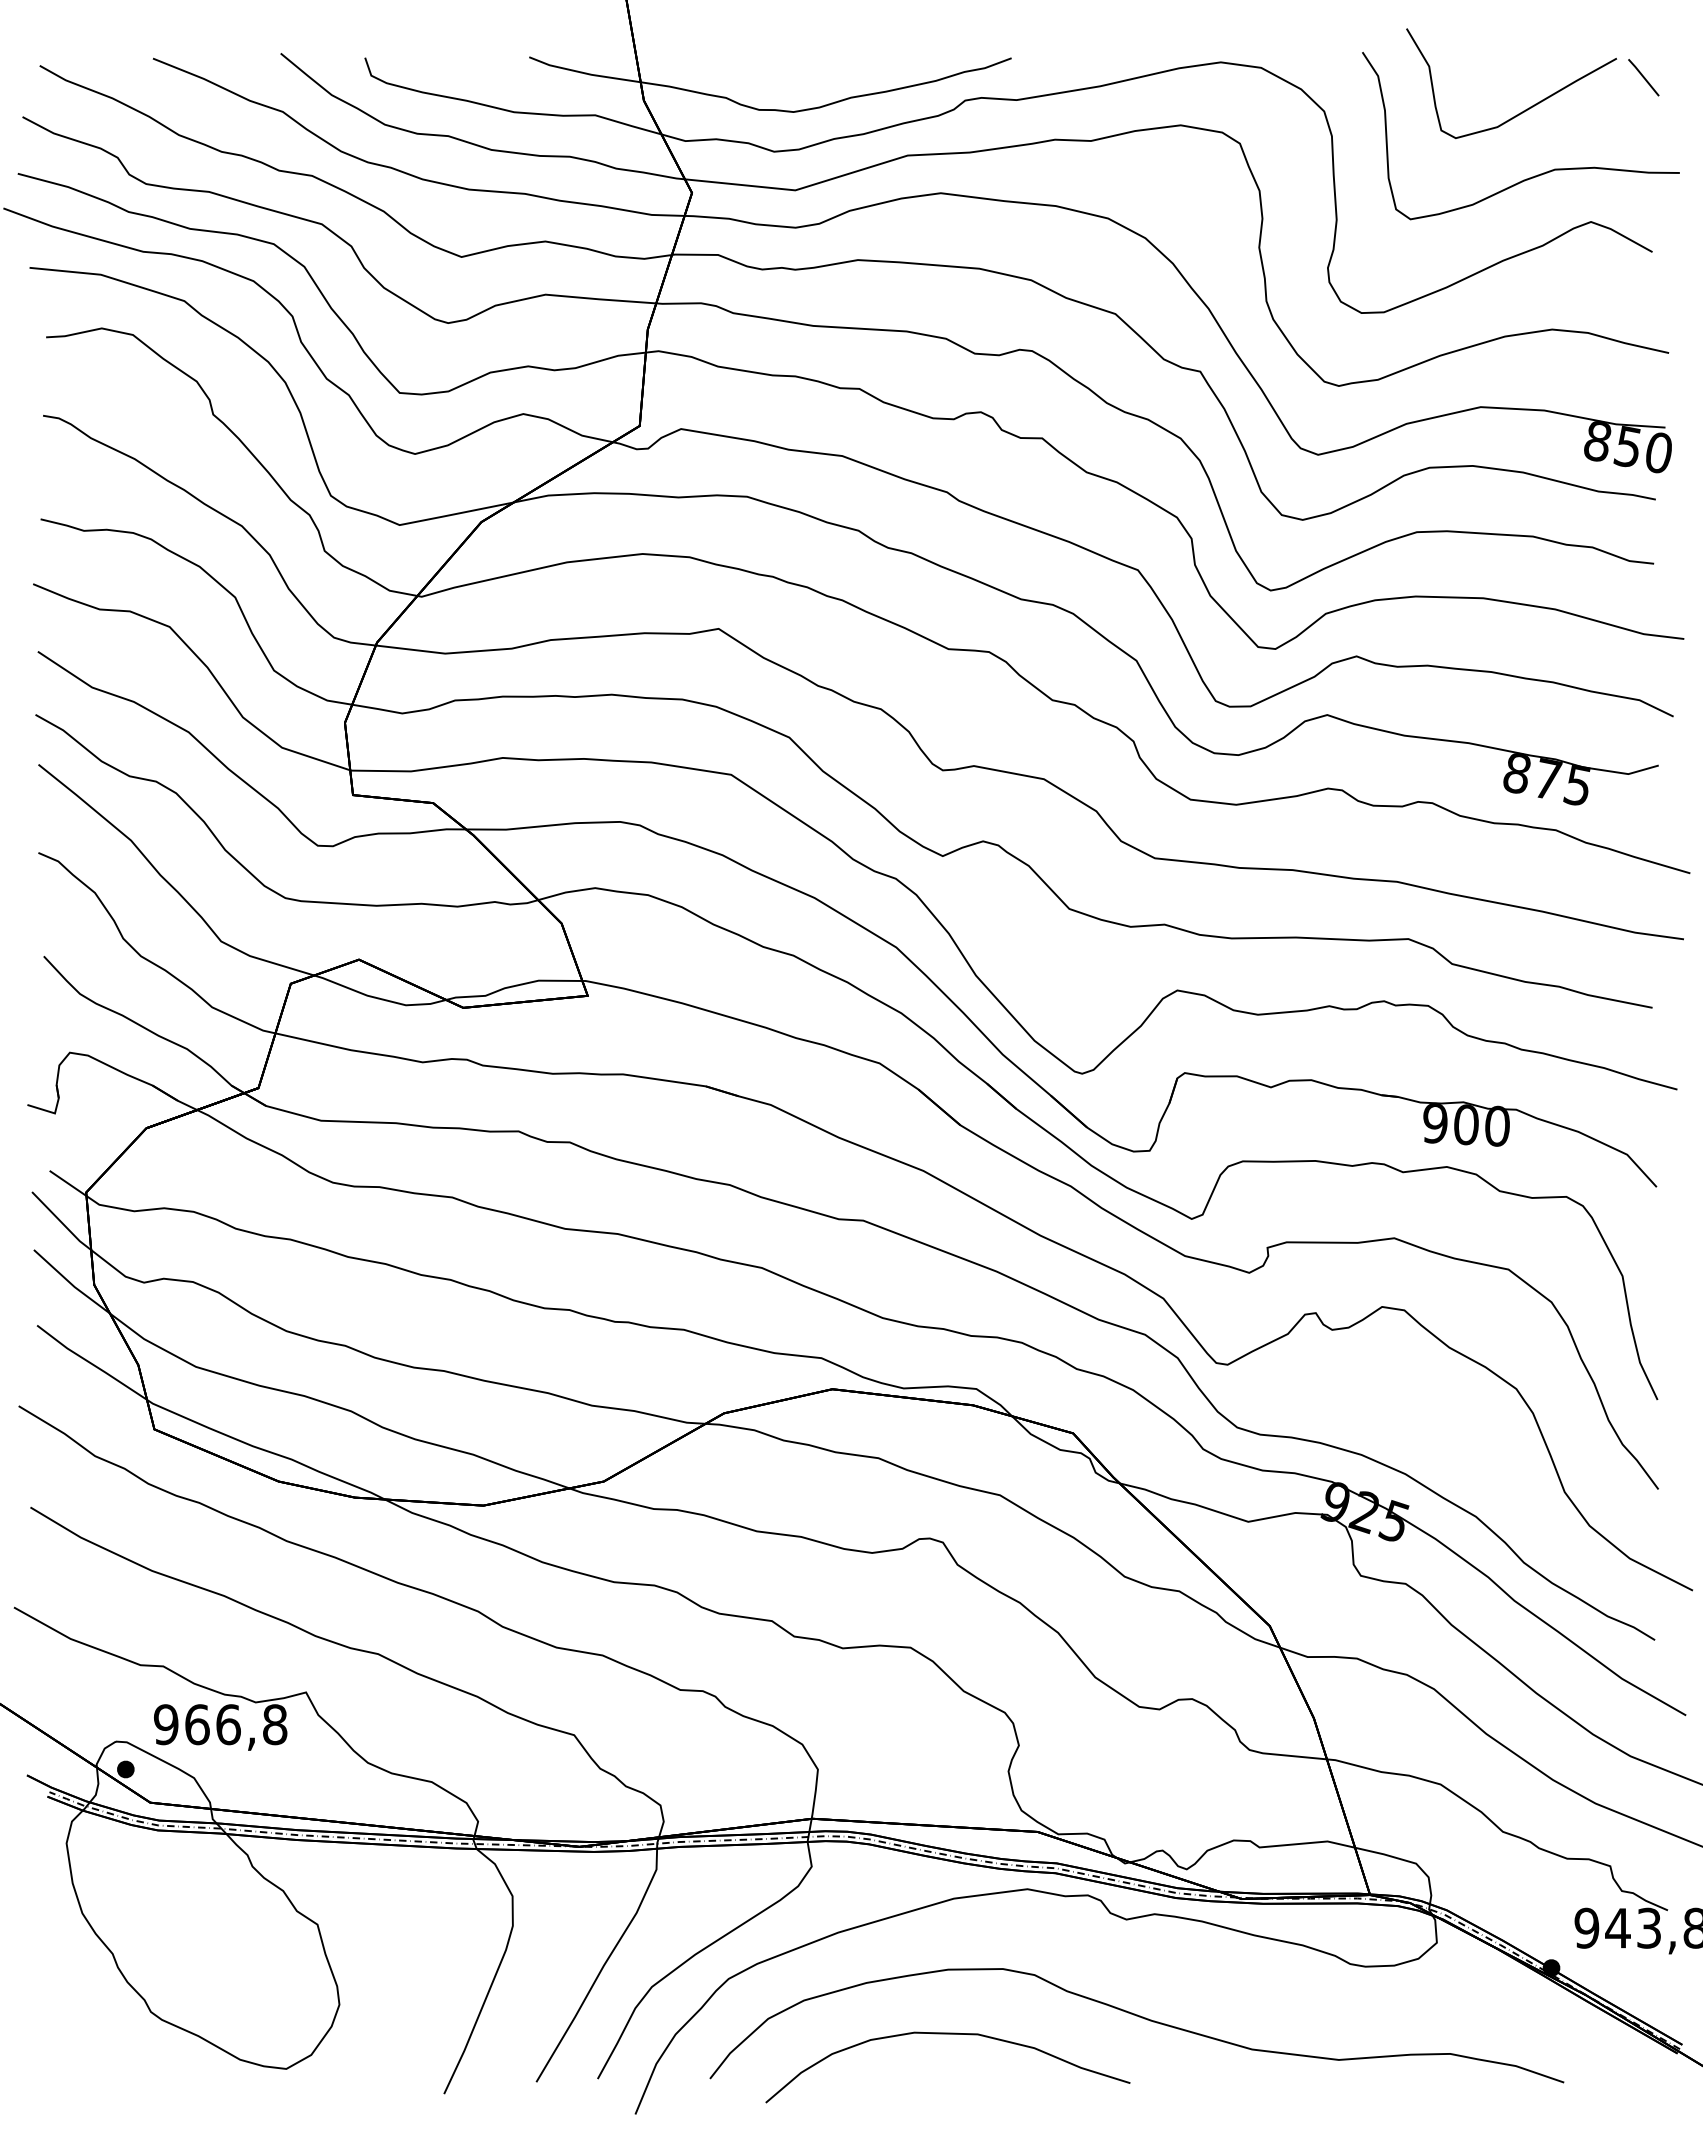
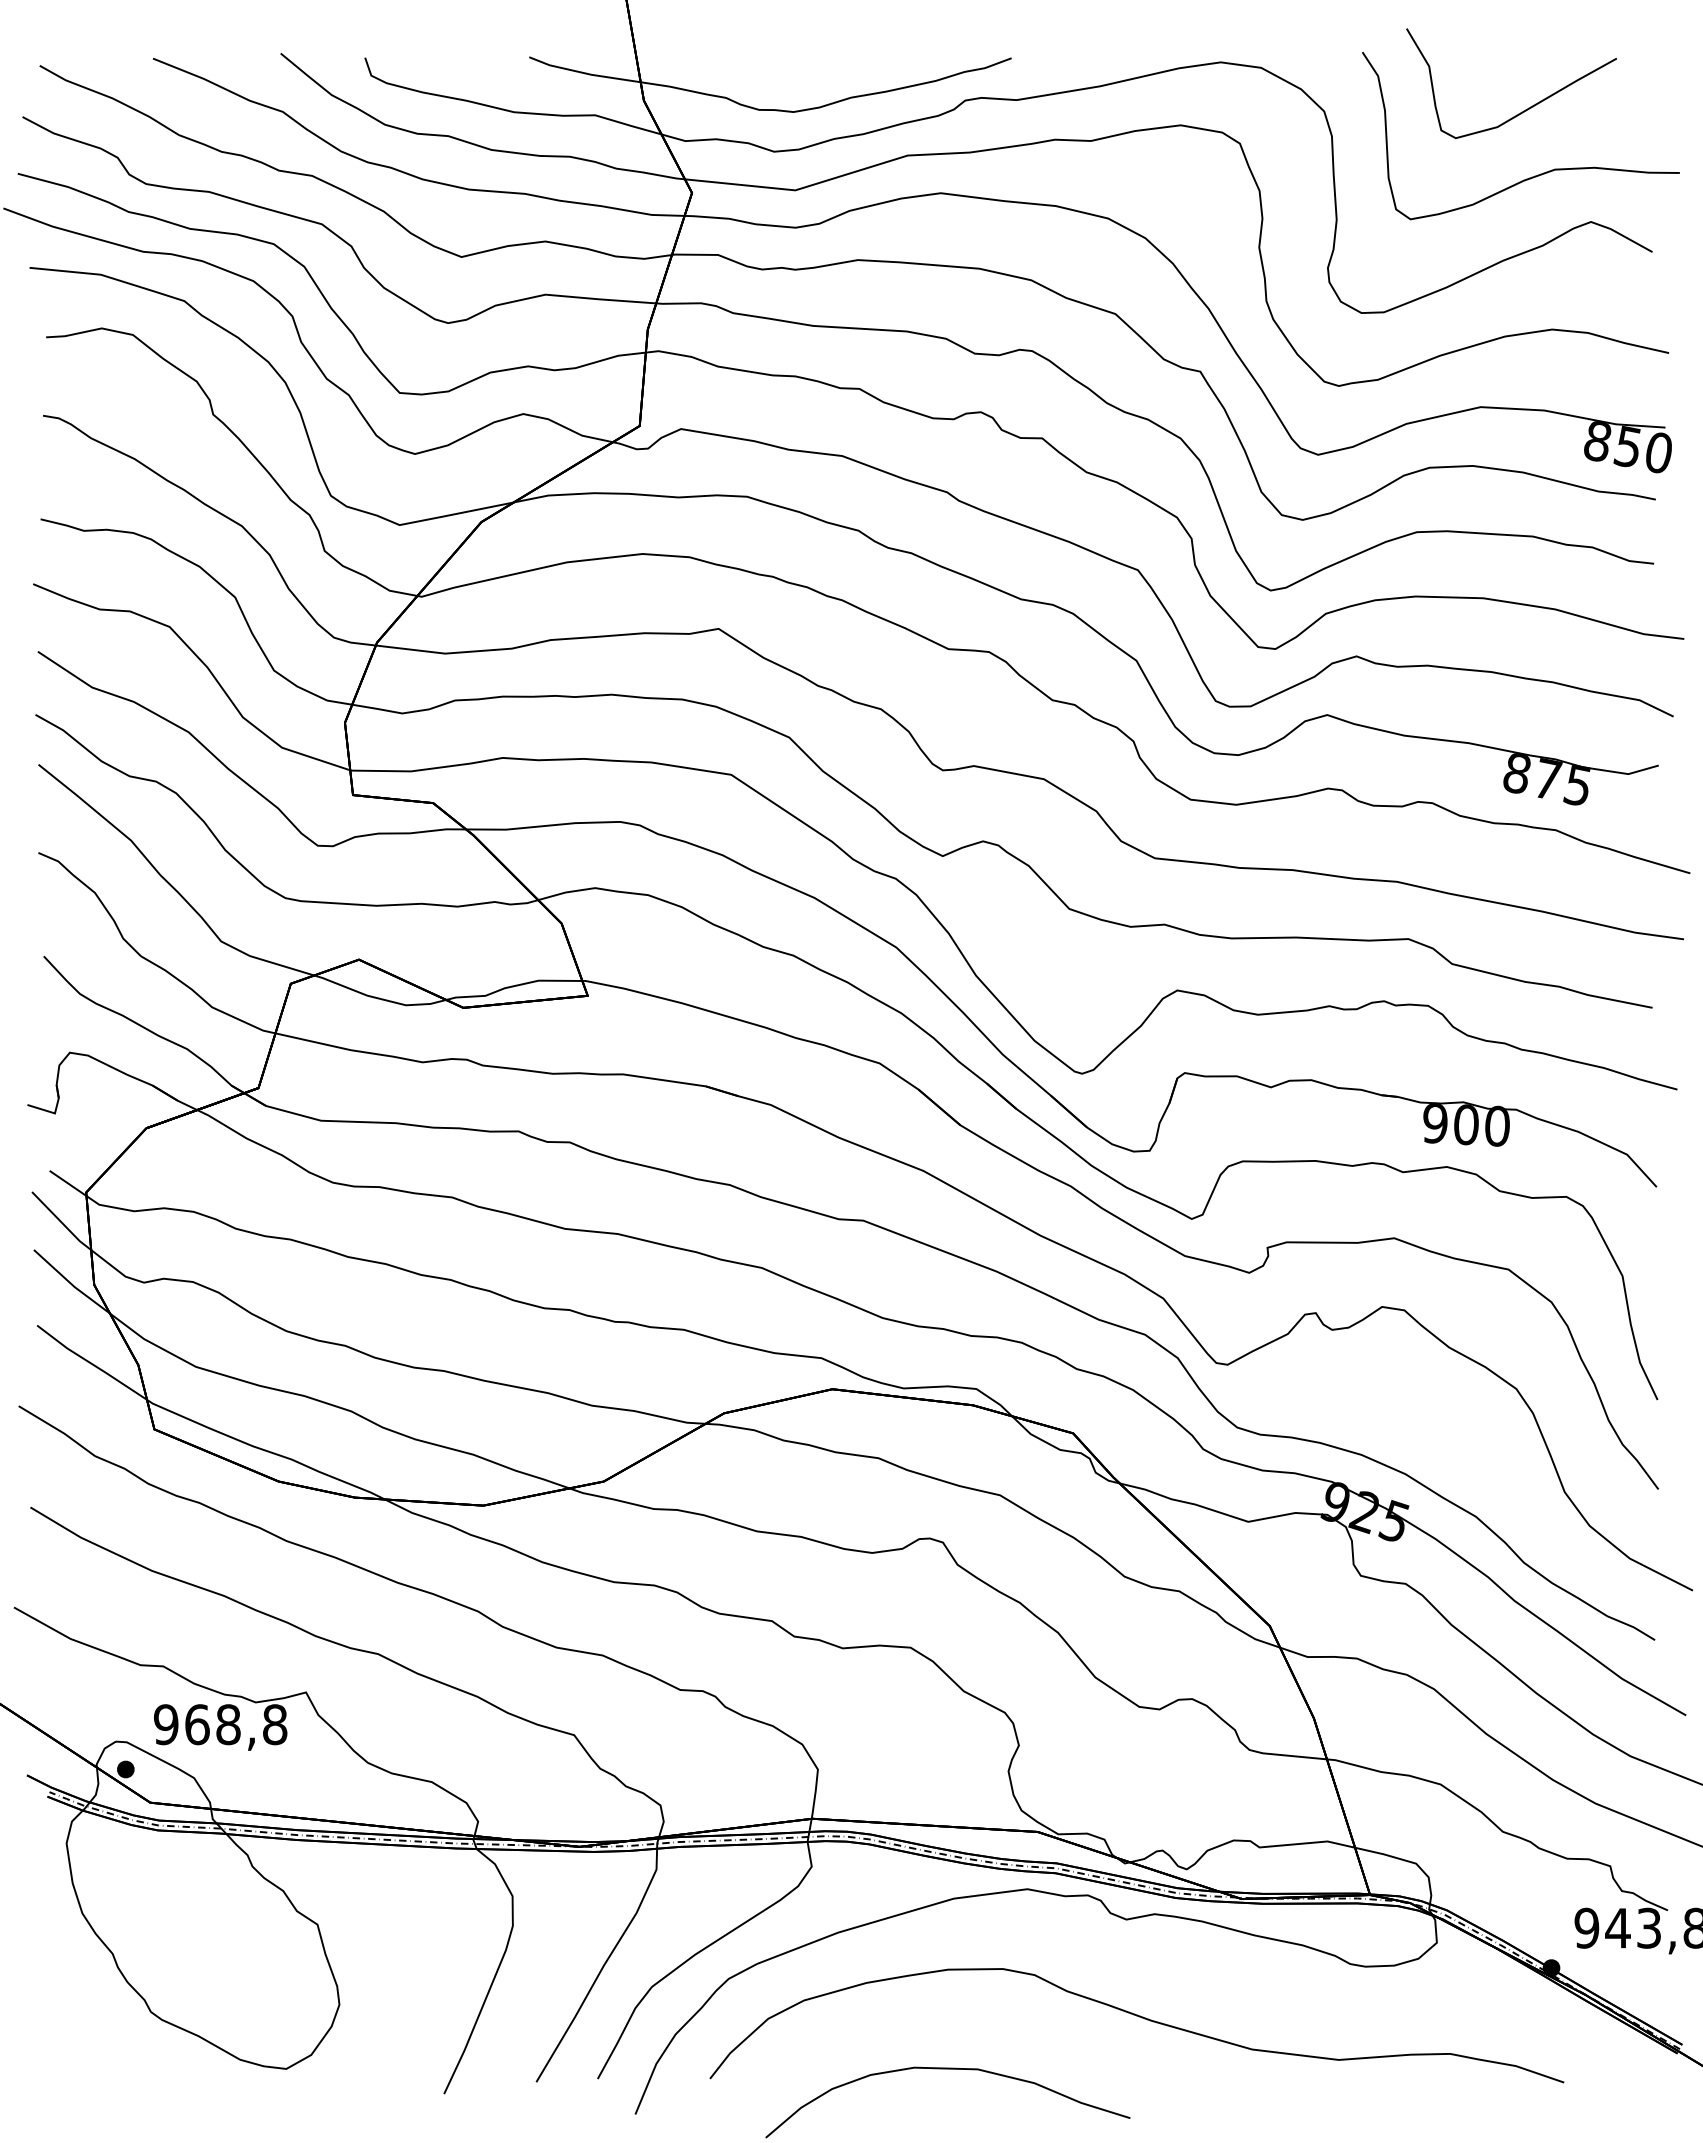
line: present -> none (1643, 77)
text: 966,8 -> 968,8 (228, 1724)
curve position: (947, 2034) -> (947, 2069) (947, 2069)
